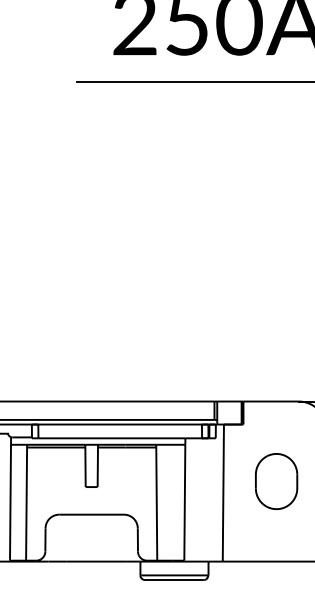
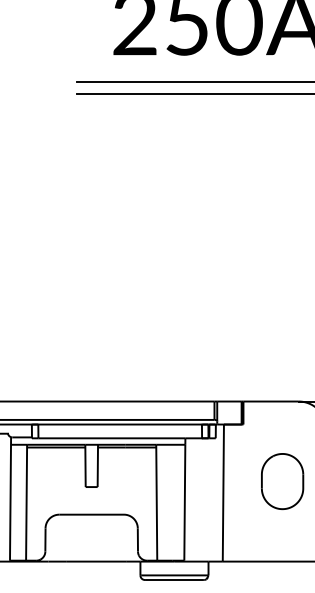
line: none -> present (193, 94)
part position: (276, 481) -> (282, 481) (282, 481)
